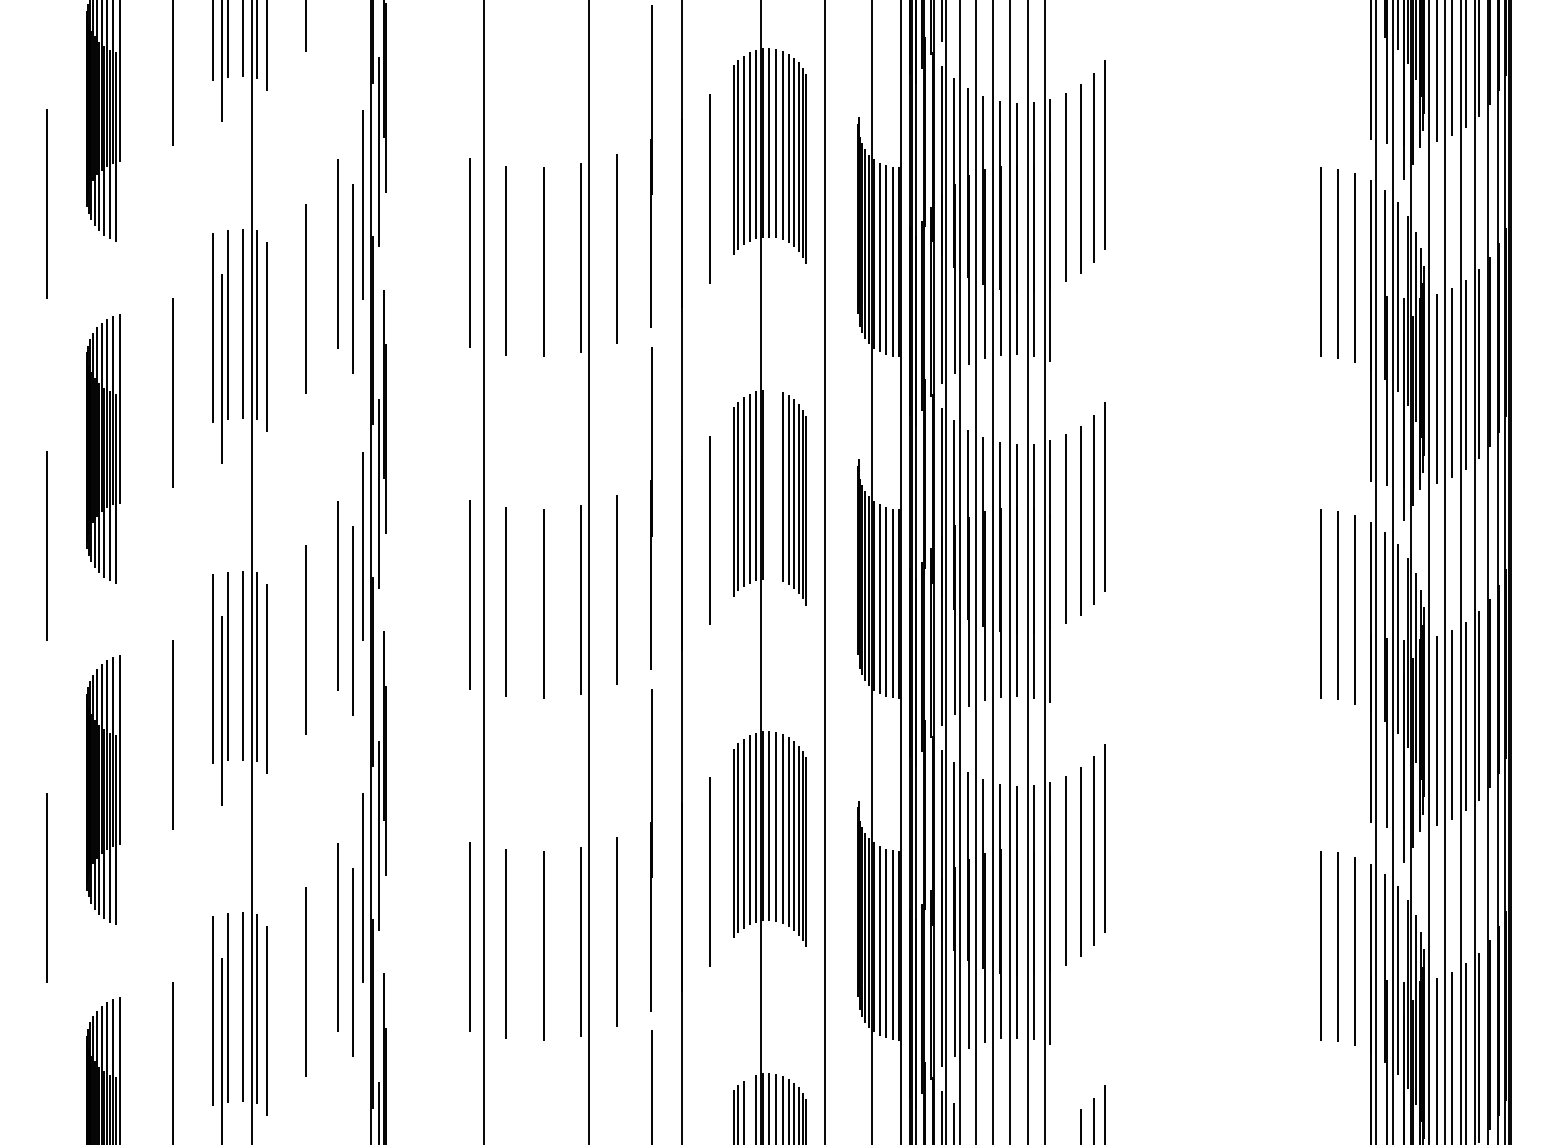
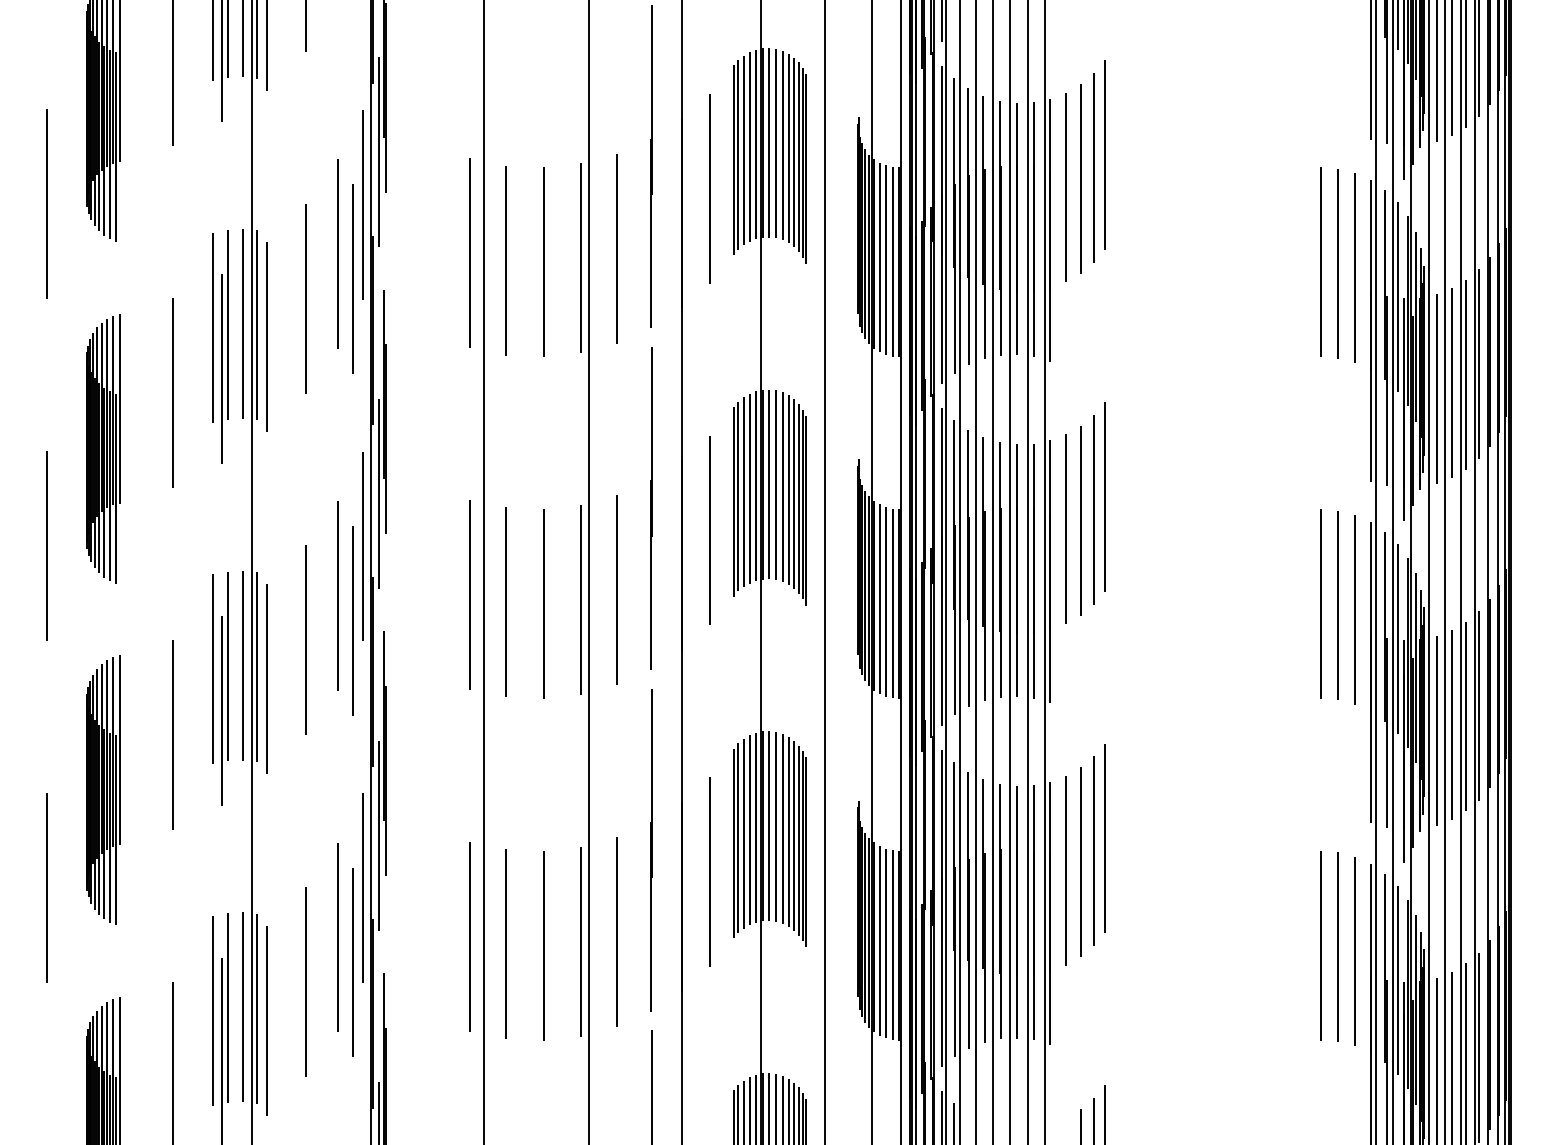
line: none -> present (769, 484)
line: none -> present (776, 485)
line: none -> present (749, 1109)
